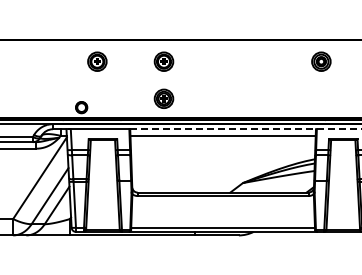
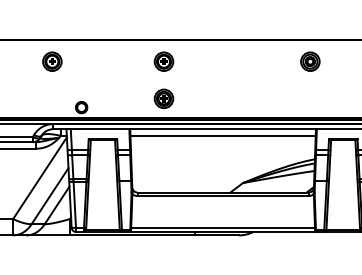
part position: (97, 61) -> (52, 61) (52, 61)
part position: (321, 61) -> (310, 61) (310, 61)
line: dashed -> solid (245, 129)
